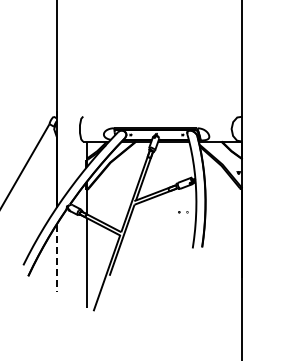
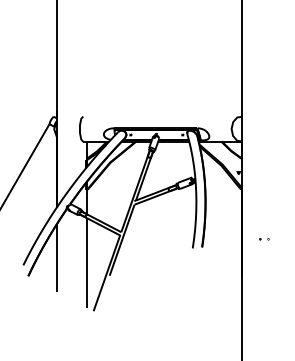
part position: (183, 212) -> (264, 239) (264, 239)
line: dashed -> solid (56, 258)
